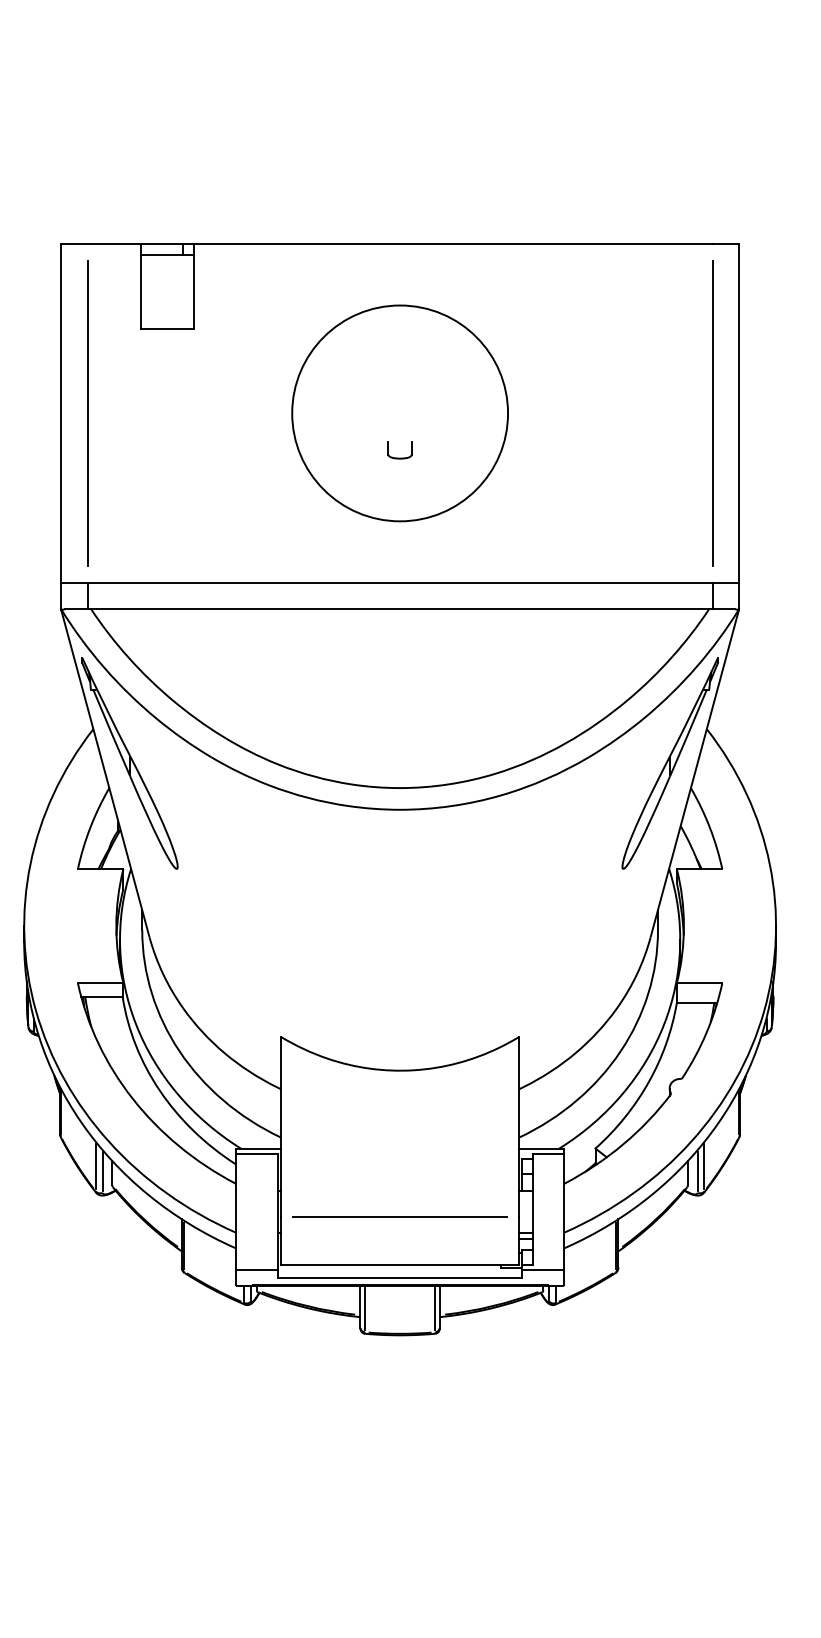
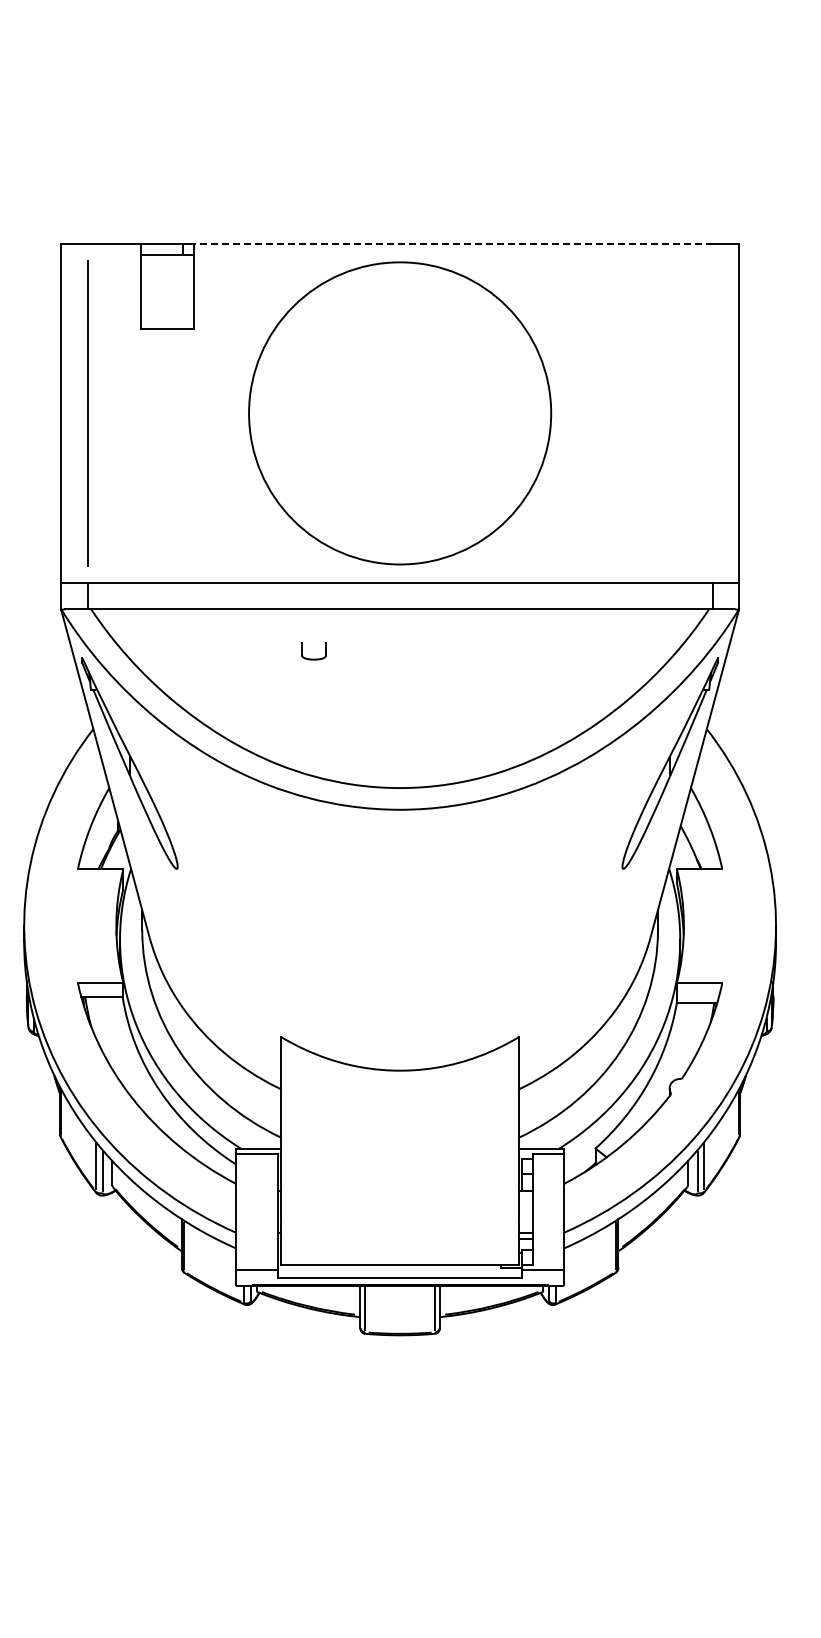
line: solid -> dashed (452, 244)
circle diameter: 216 px -> 302 px (400, 413)
line: present -> none (712, 413)
part position: (399, 457) -> (313, 658) (313, 658)
line: present -> none (399, 1216)
